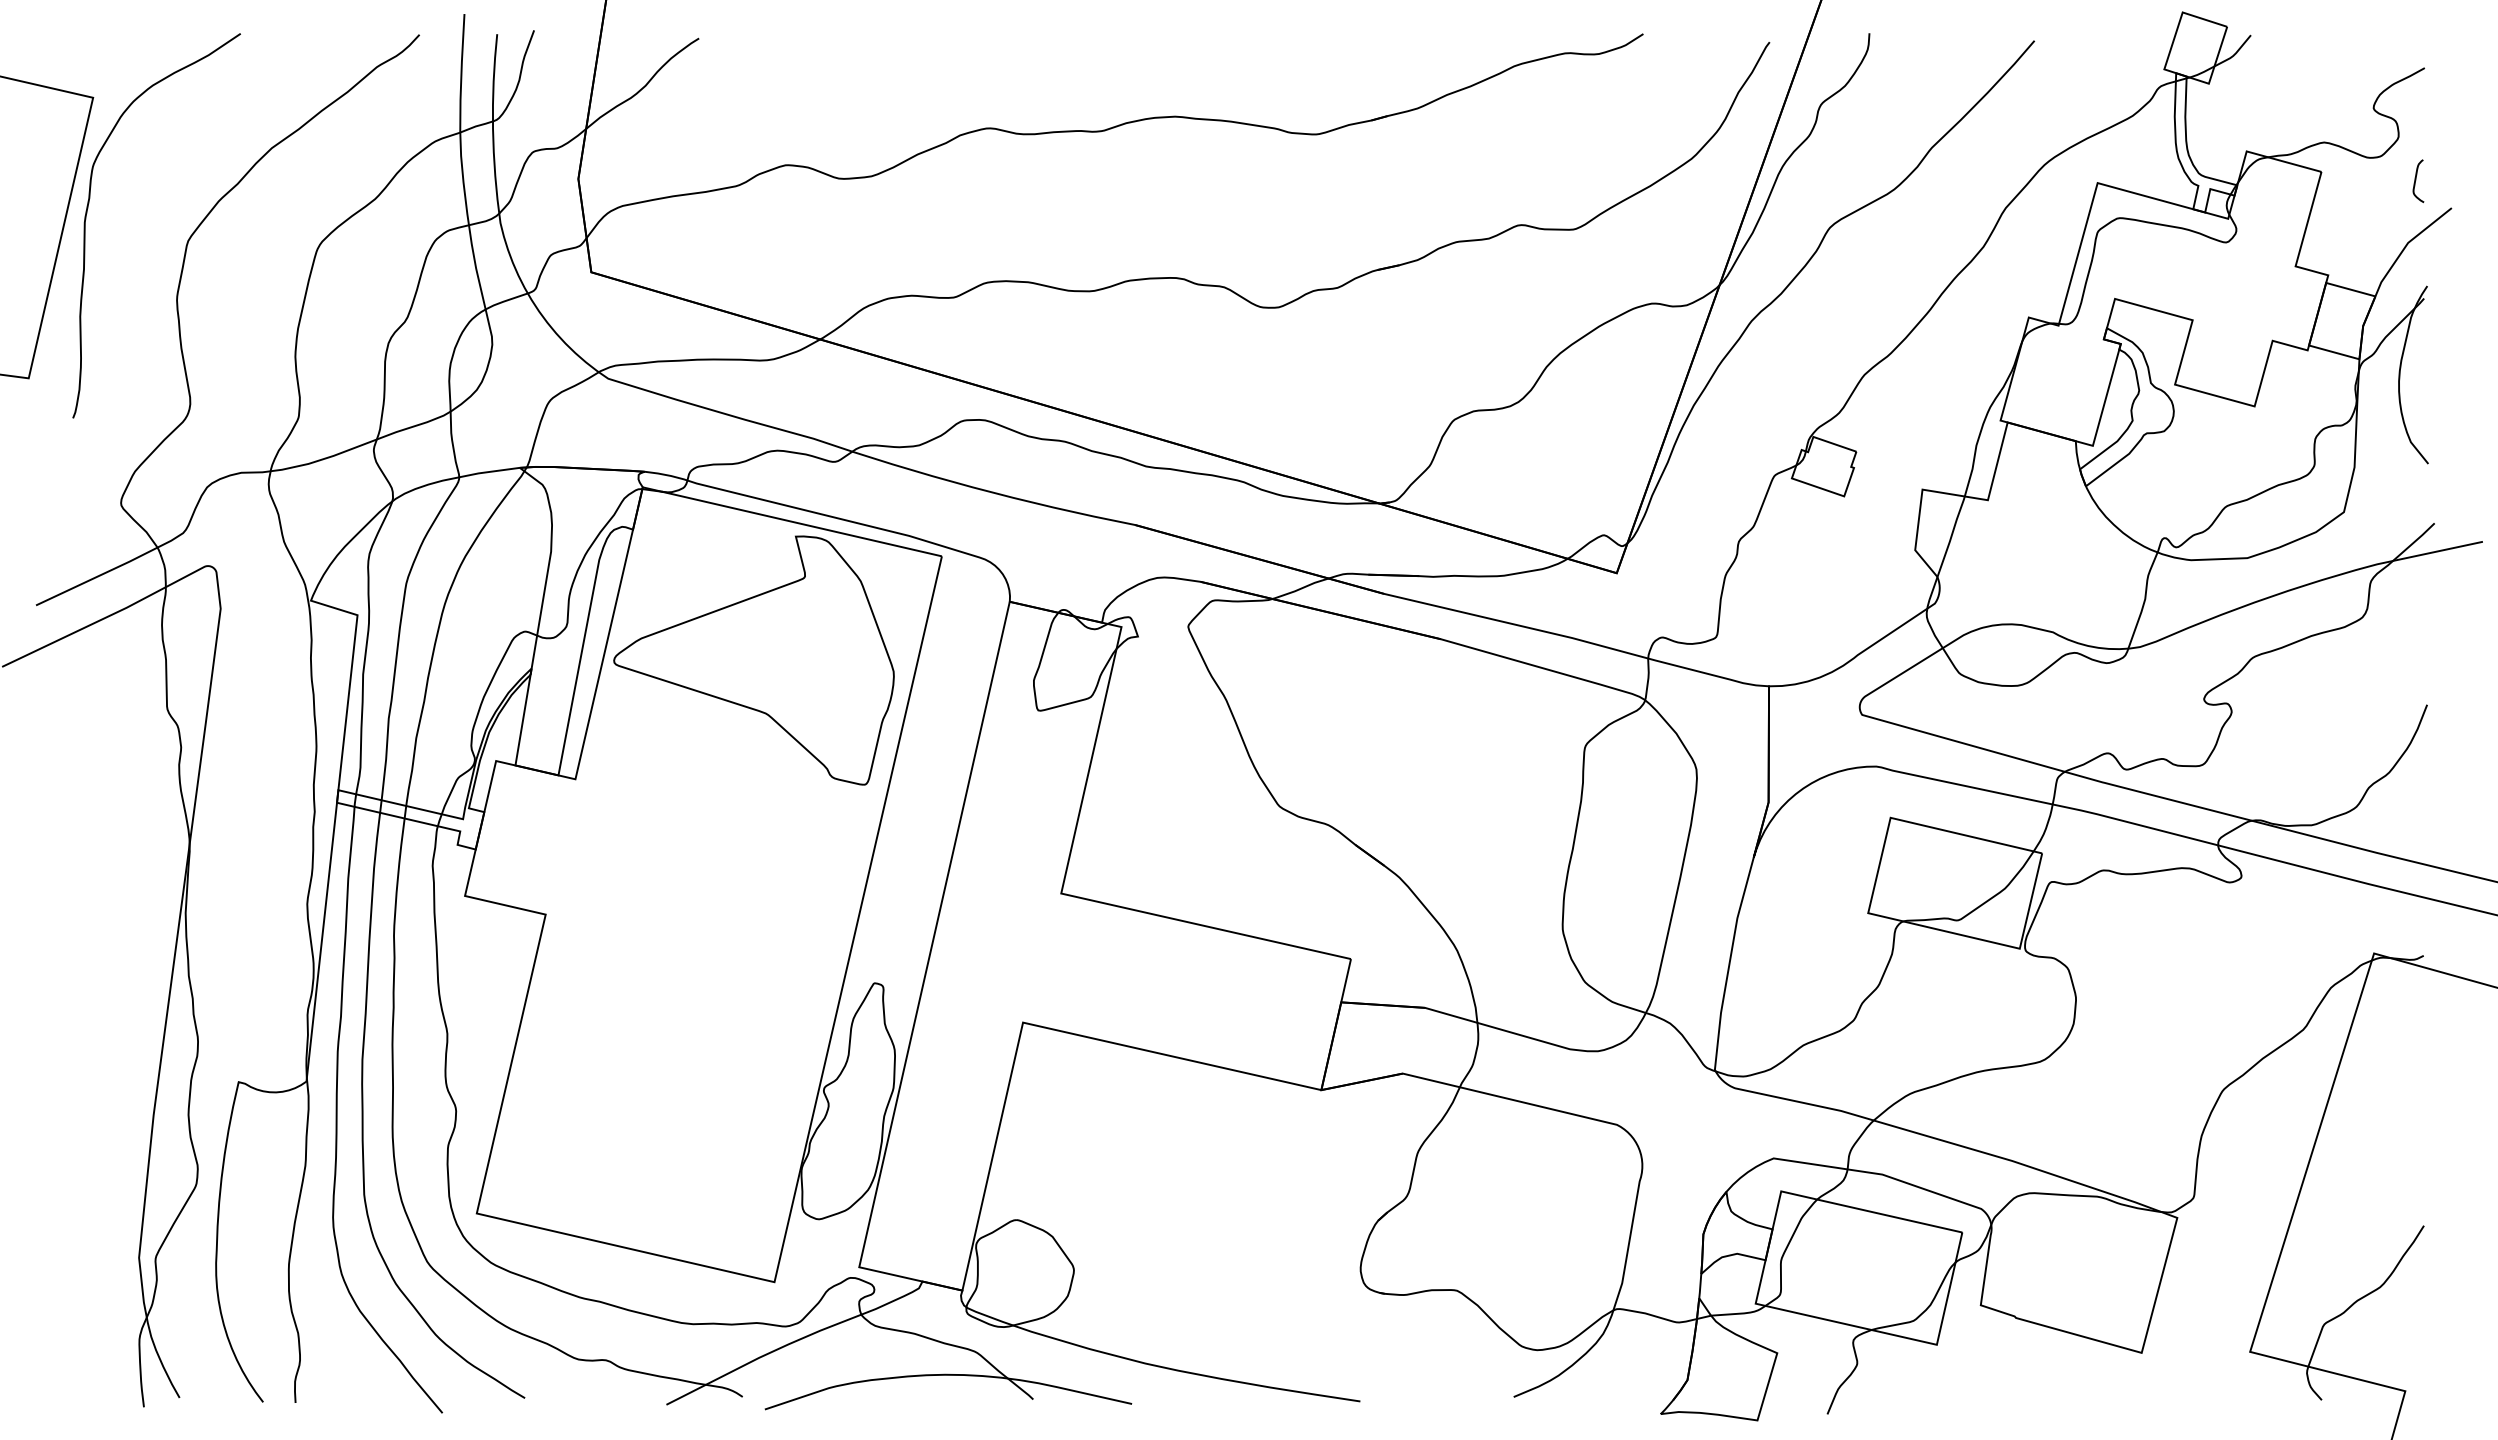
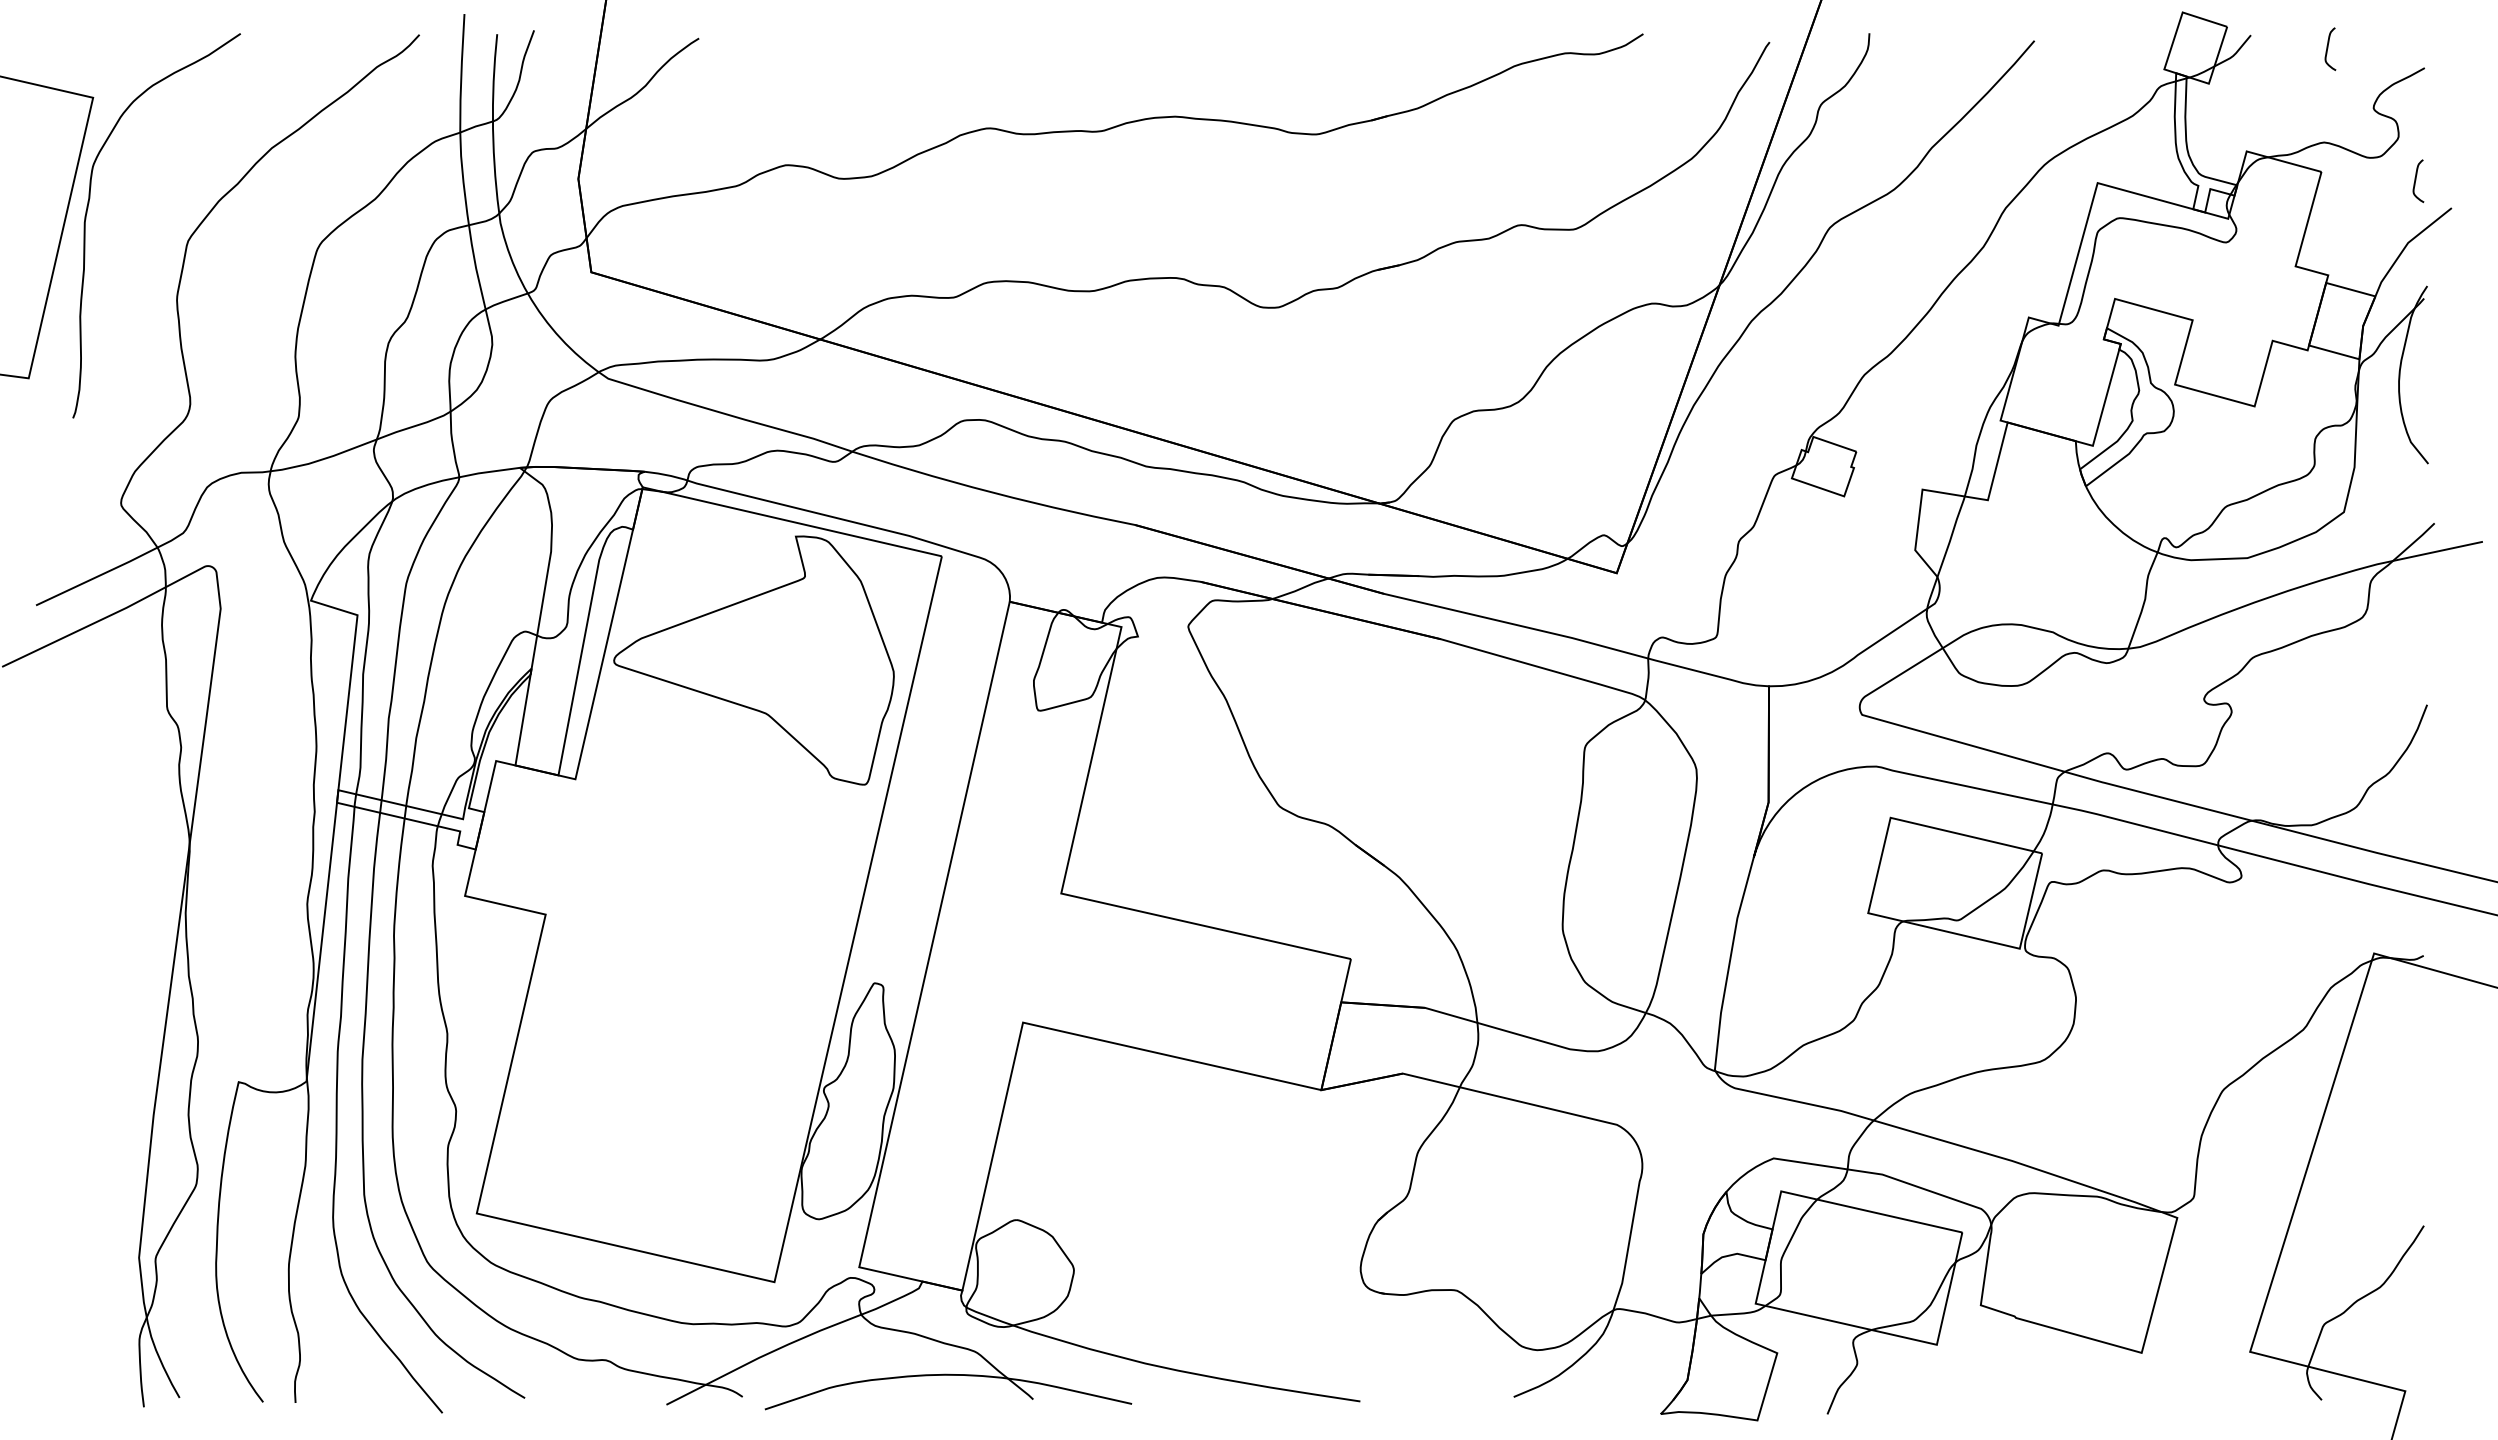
curve: none -> present (2328, 48)
